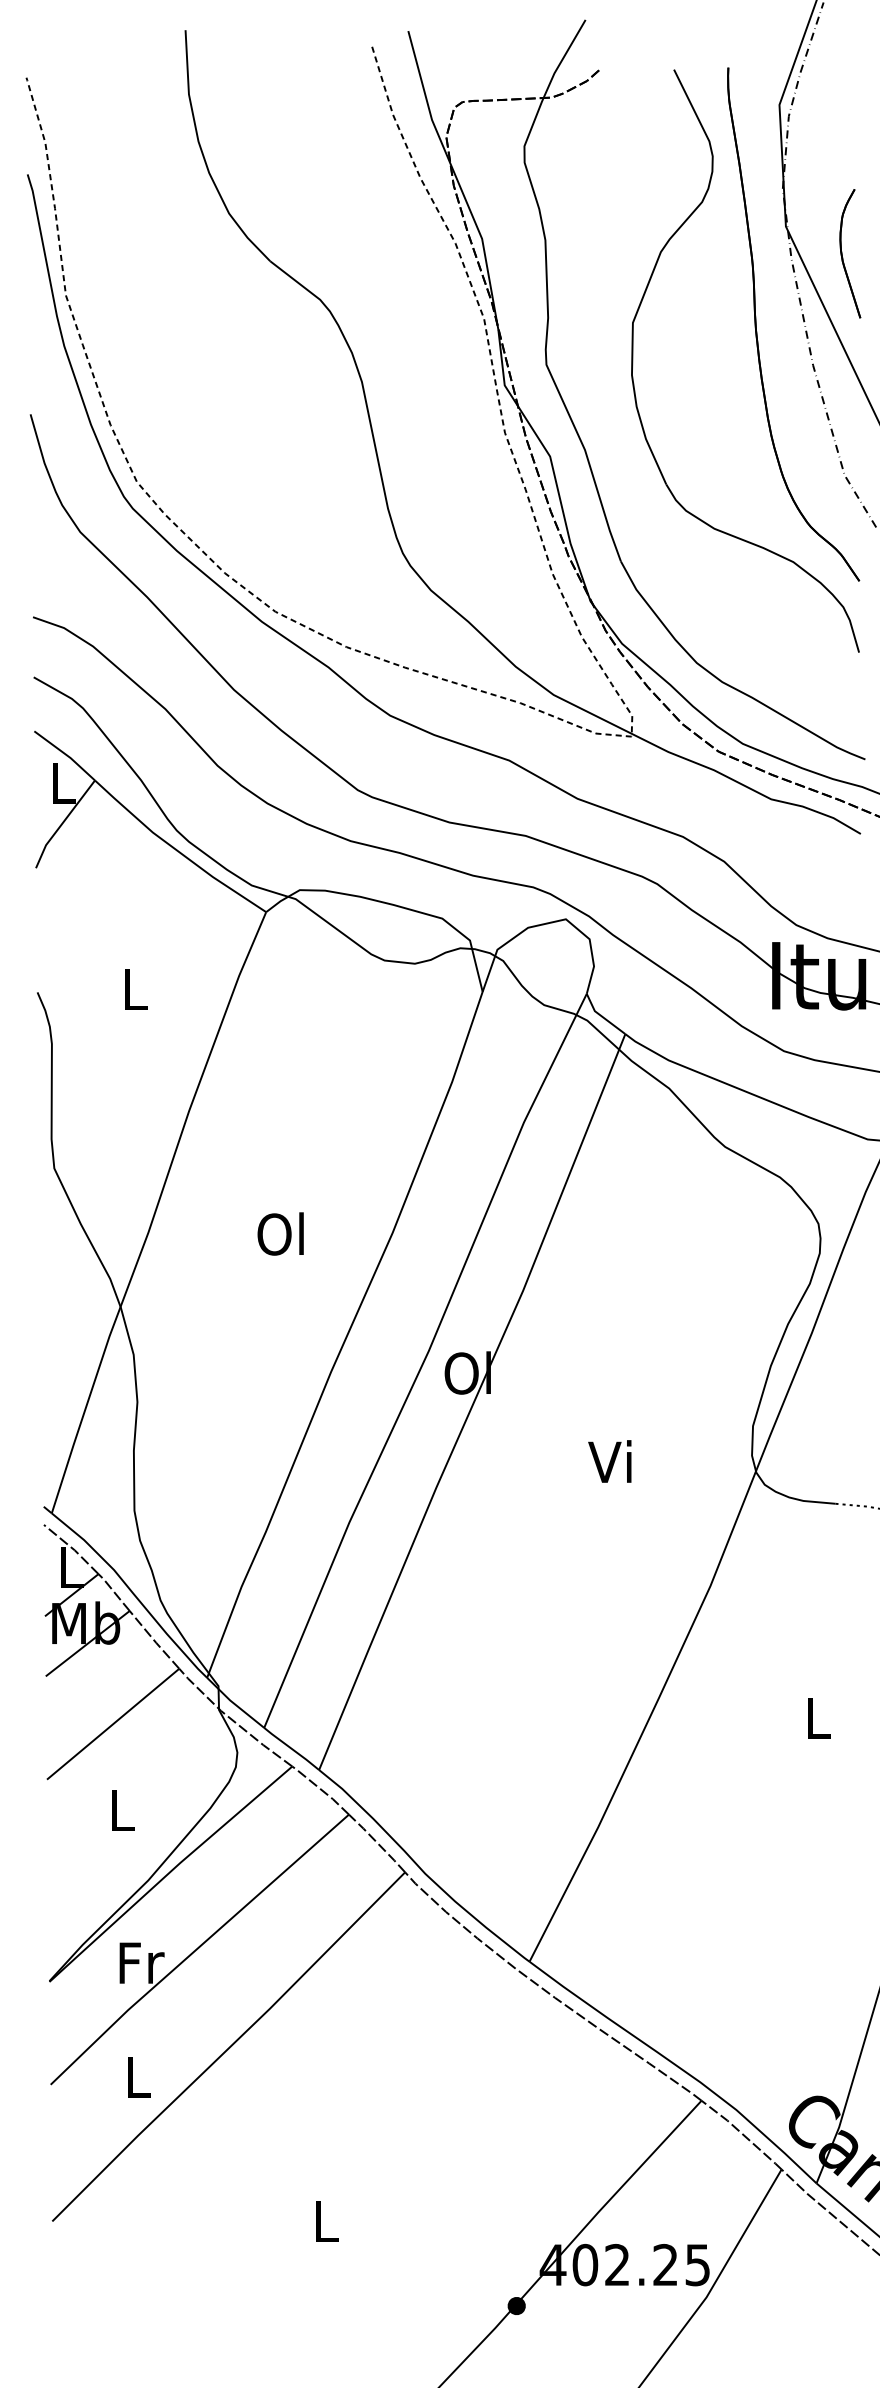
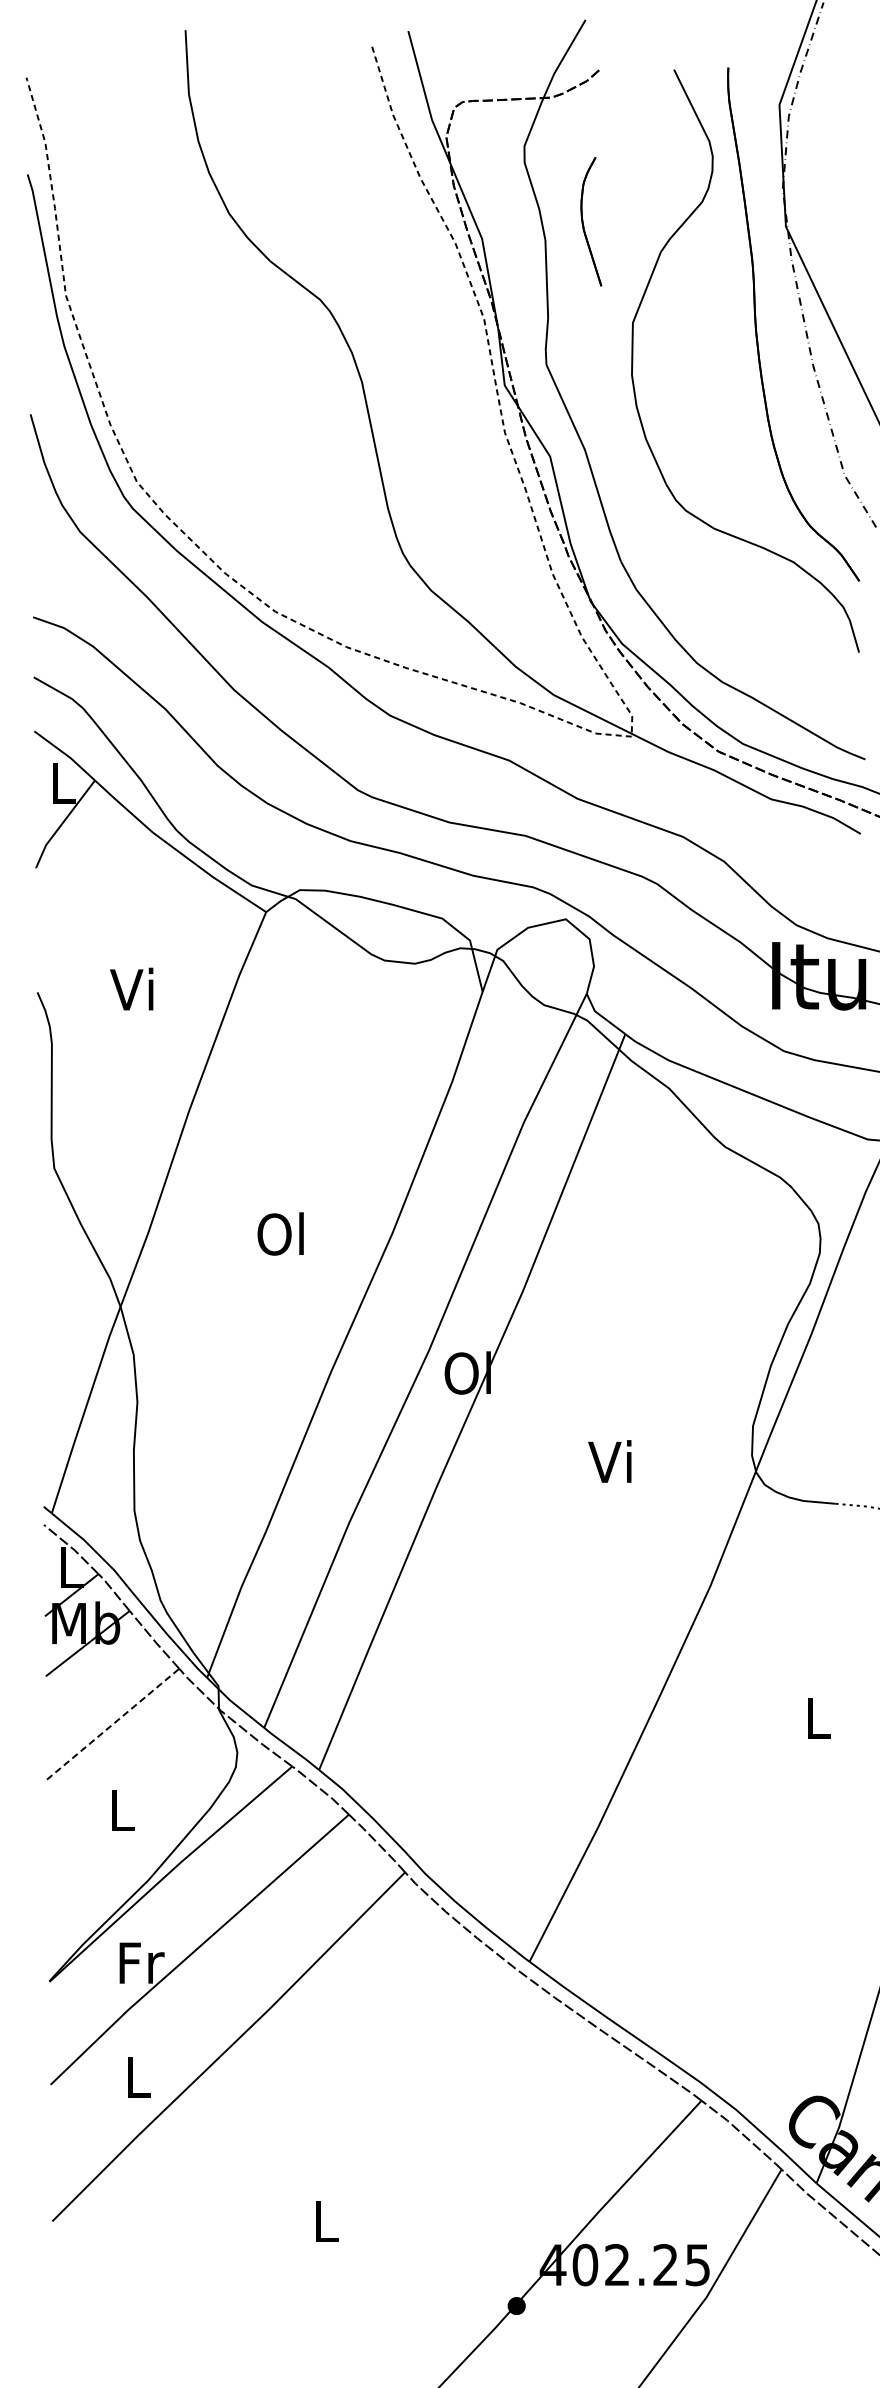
part position: (842, 253) -> (583, 221) (583, 221)
text: L -> Vi (131, 988)
line: solid -> dashed (113, 1723)
